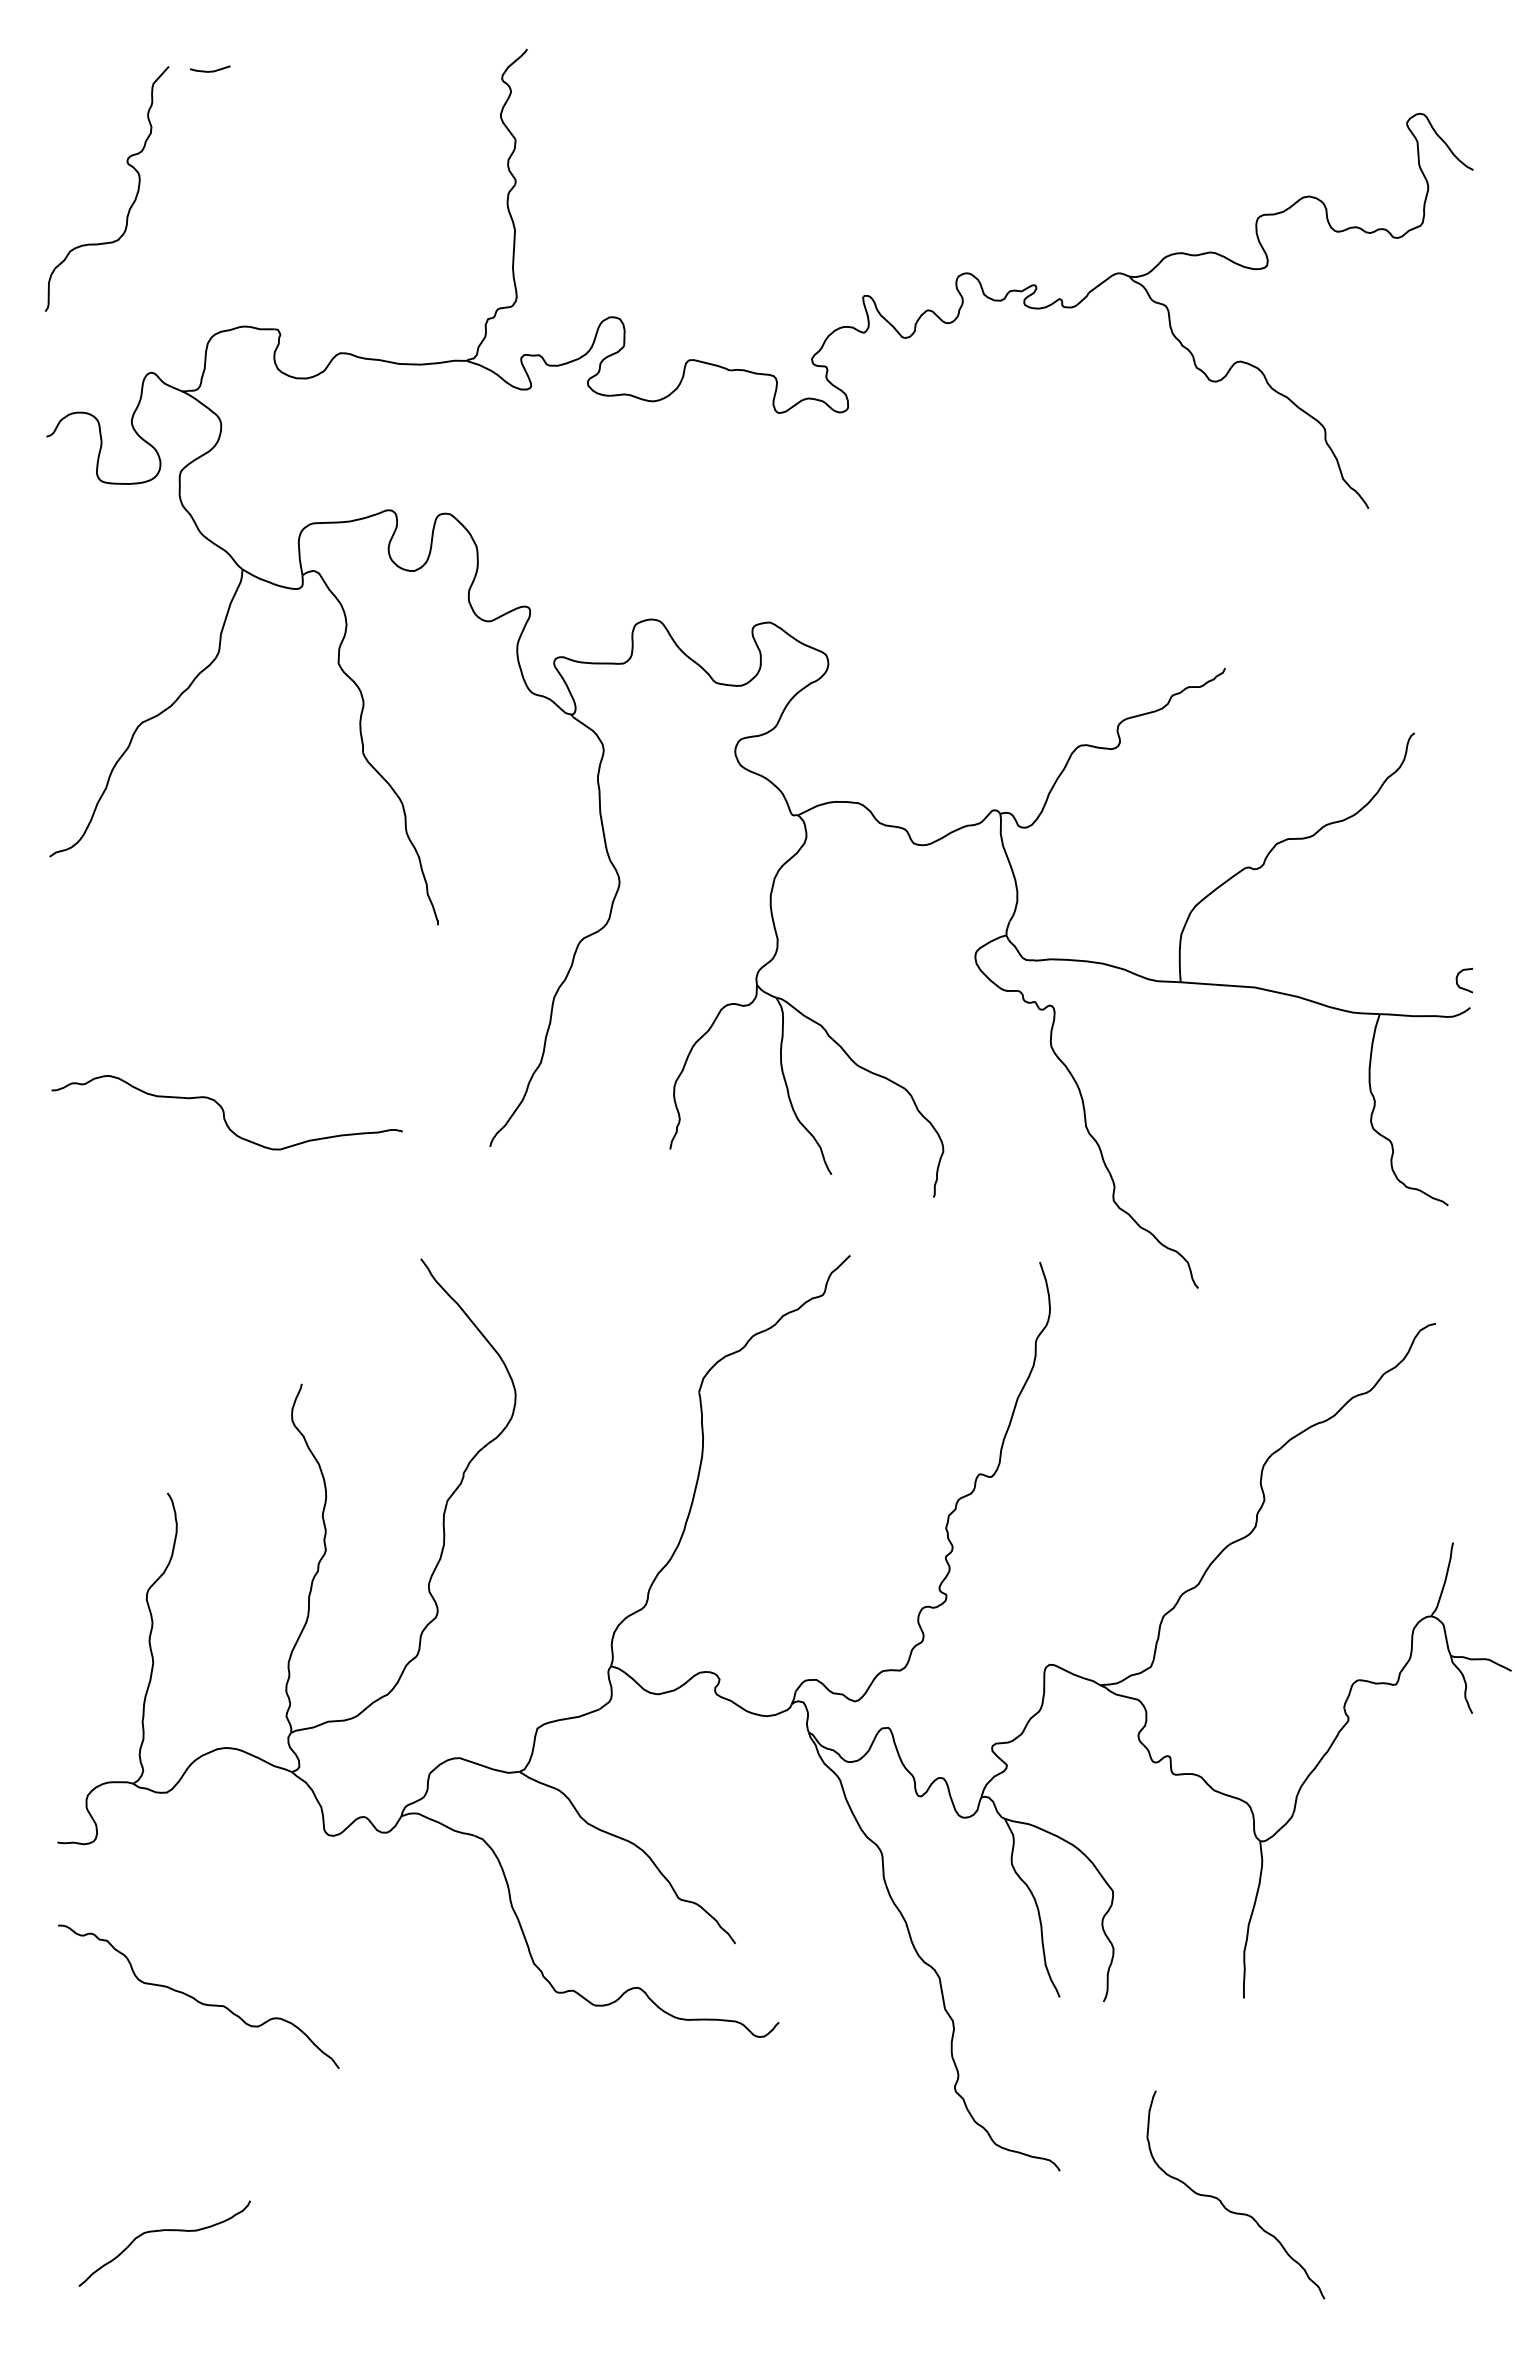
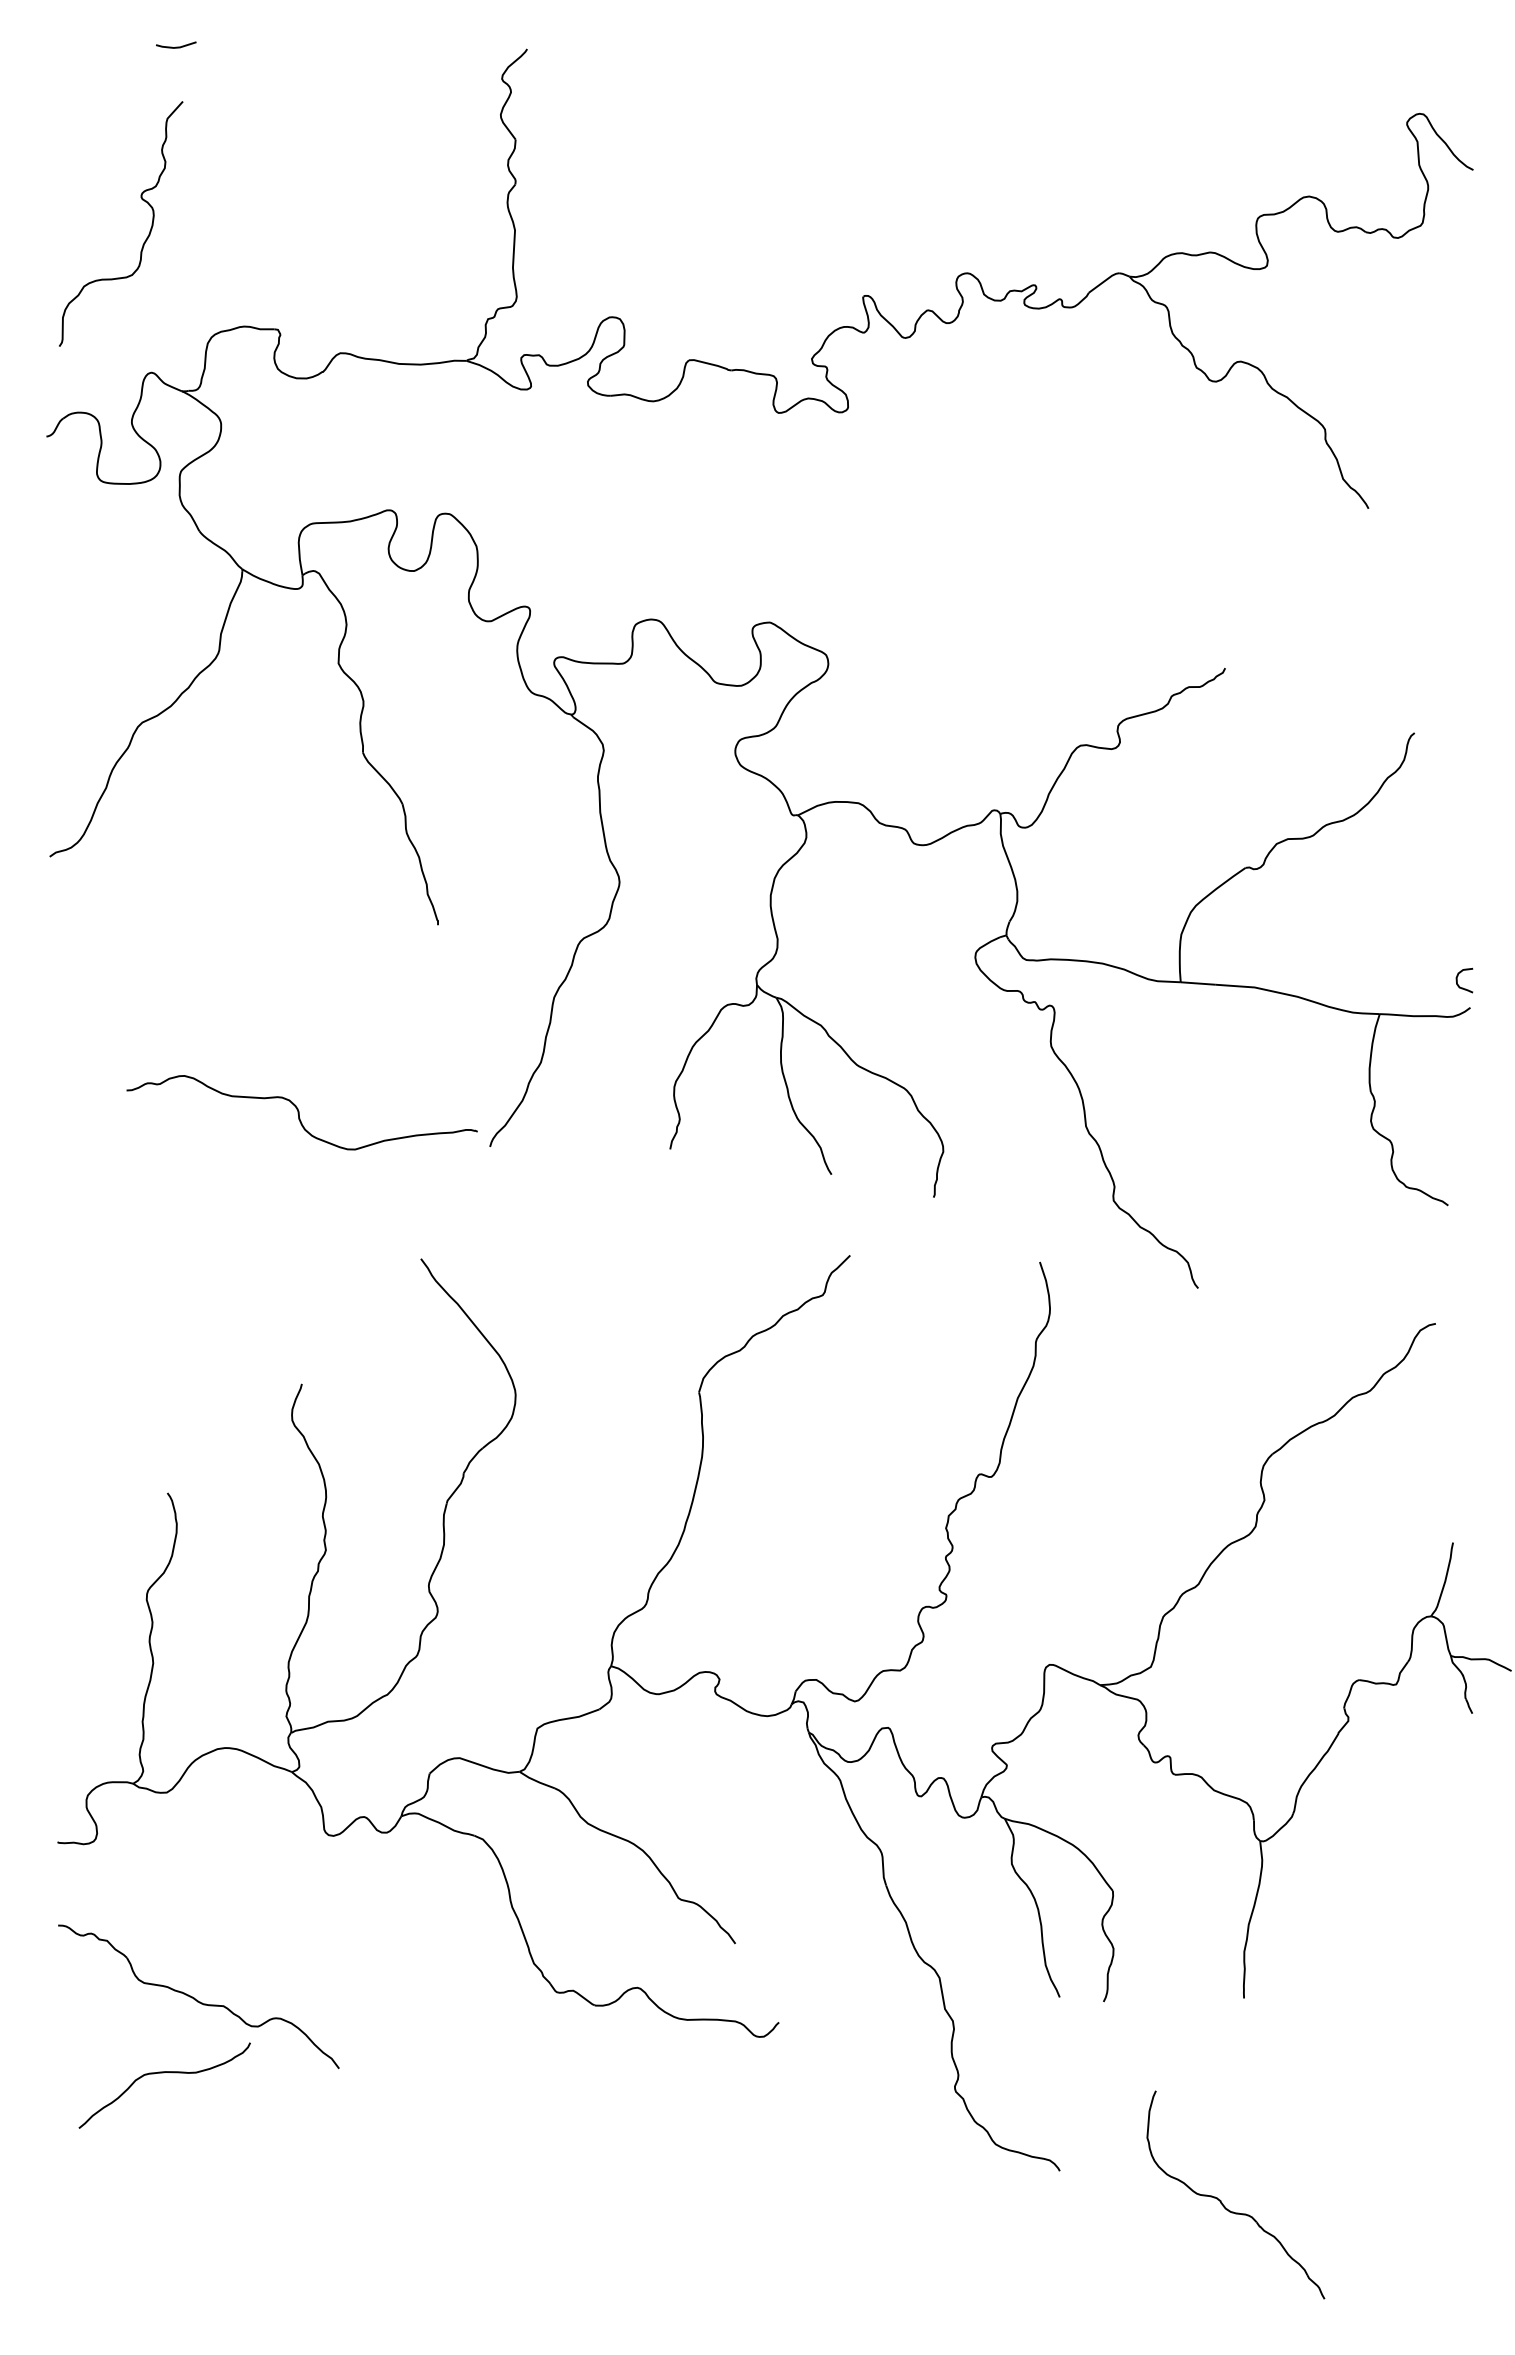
line position: (210, 70) -> (176, 46) (176, 46)
curve position: (132, 202) -> (146, 237) (146, 237)
curve position: (224, 1112) -> (299, 1112) (299, 1112)
curve position: (163, 2231) -> (163, 2073) (163, 2073)
